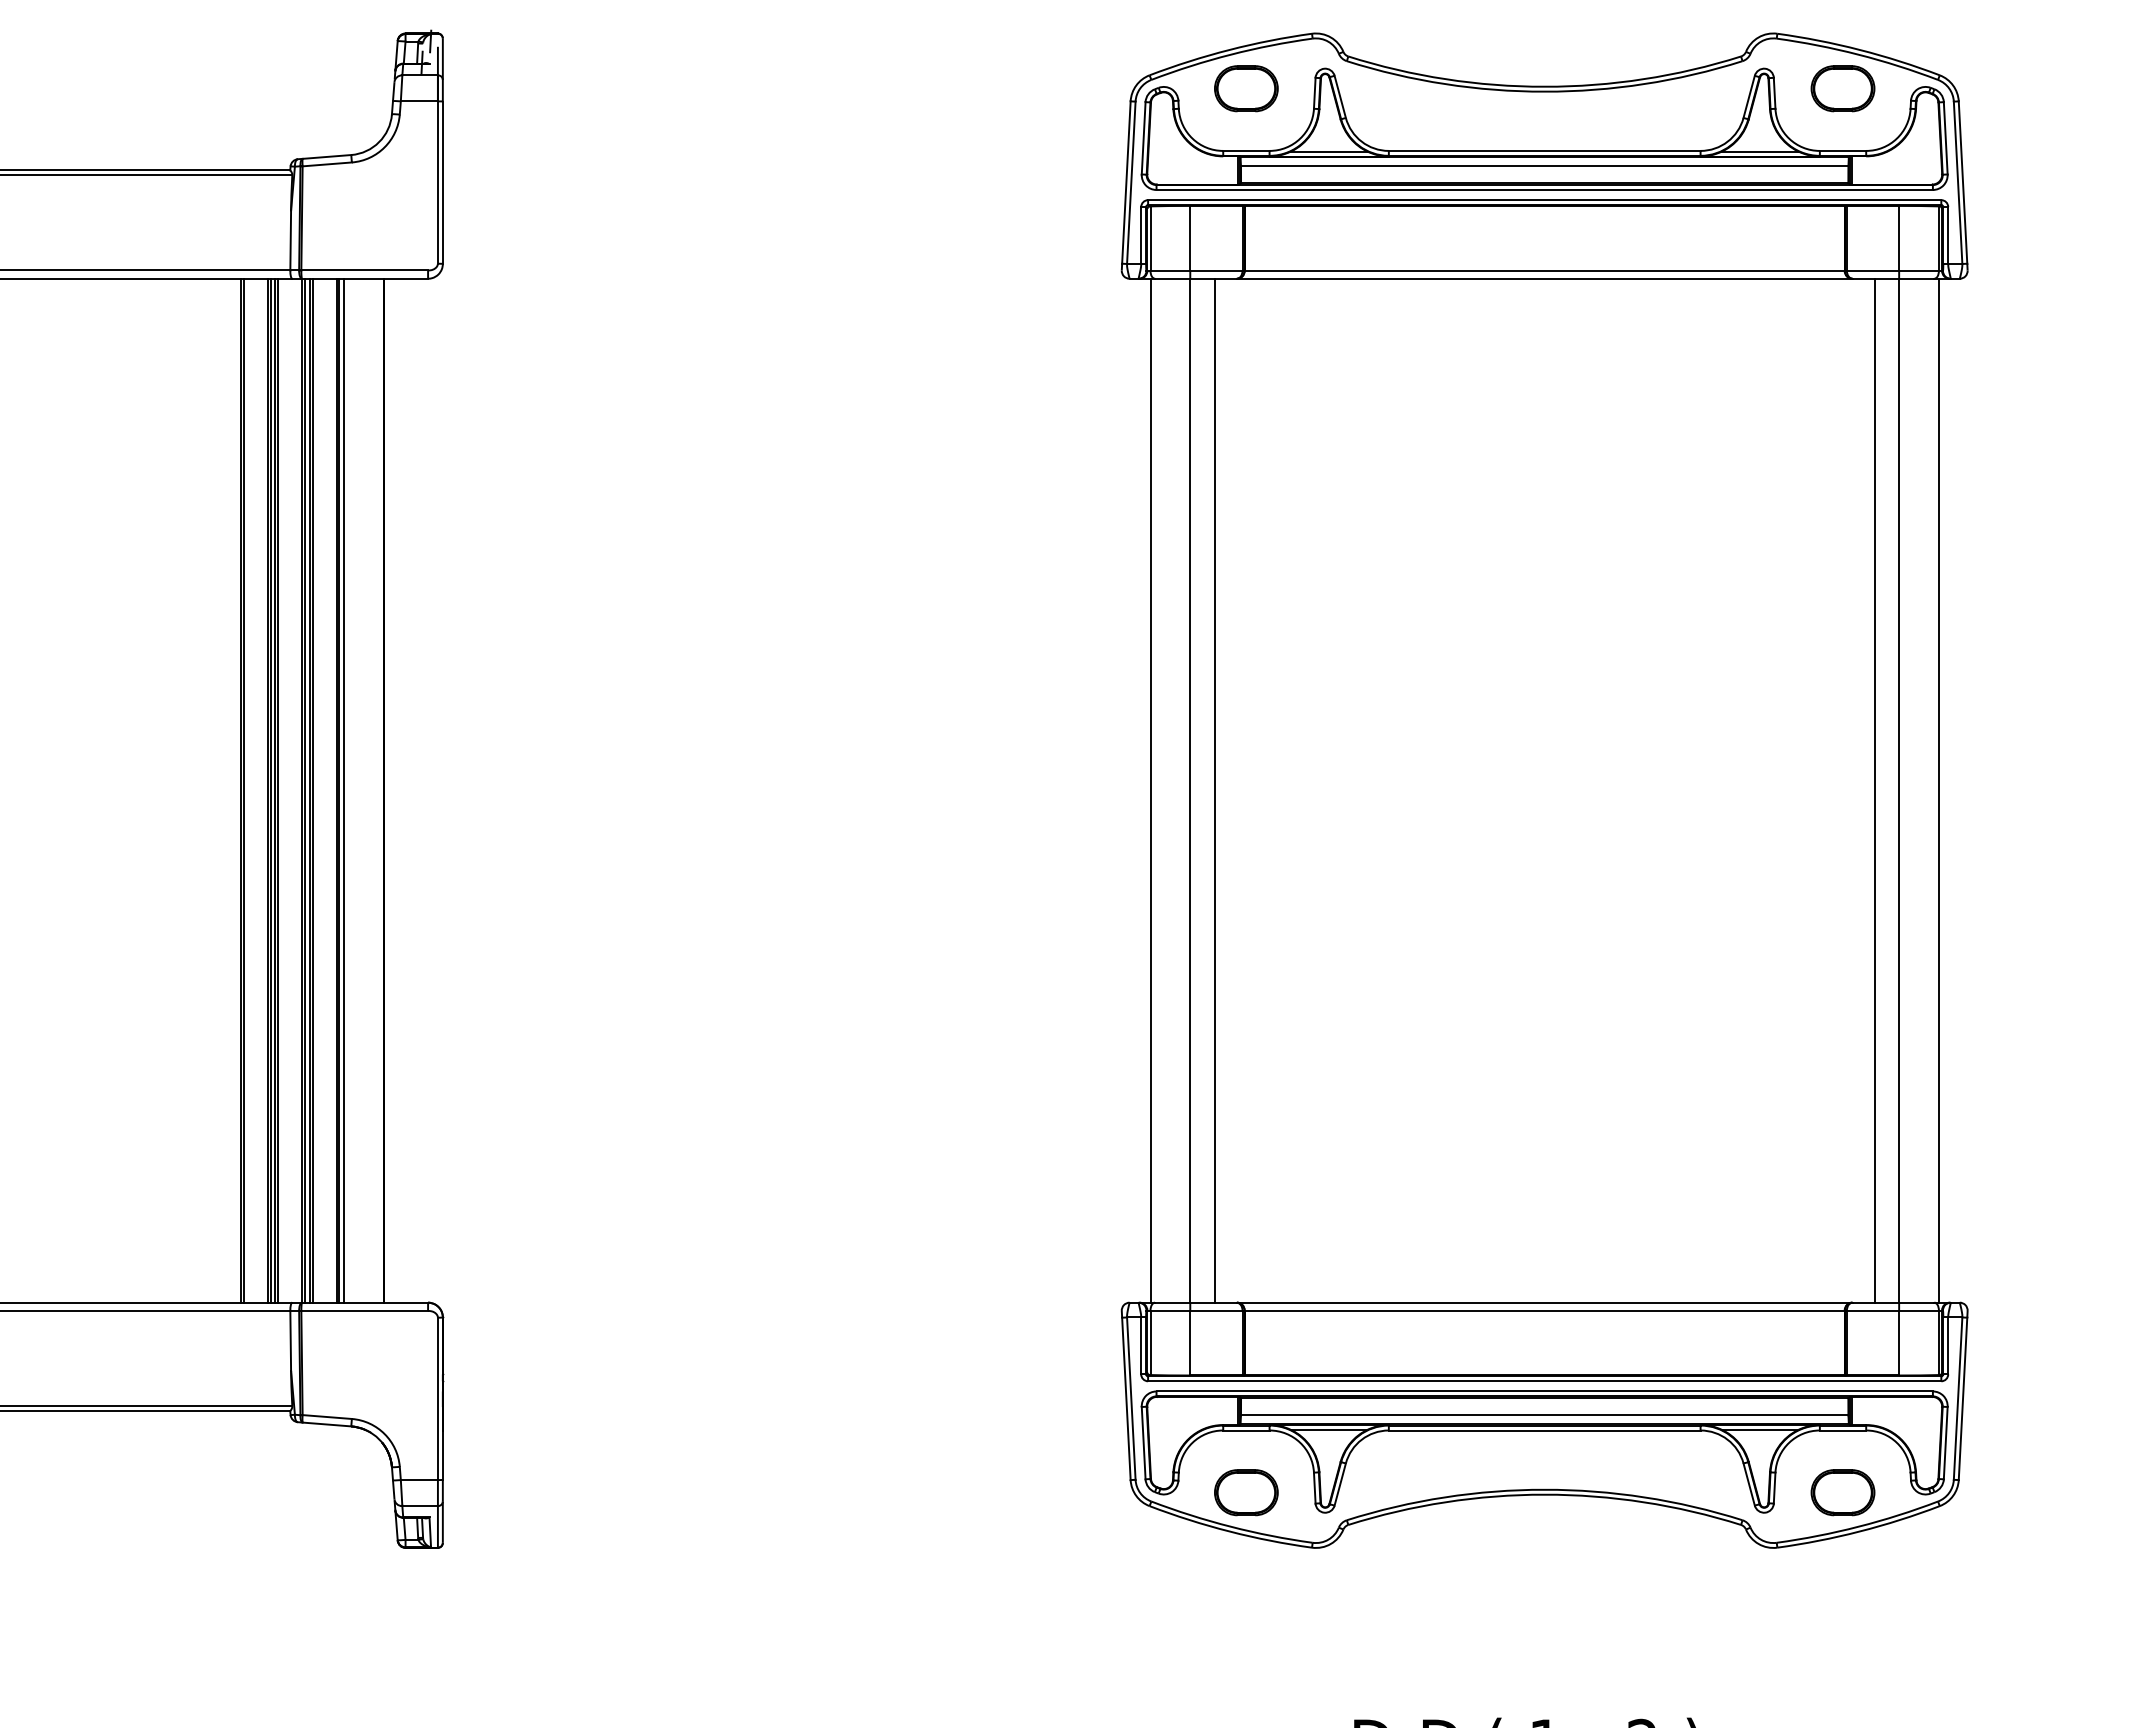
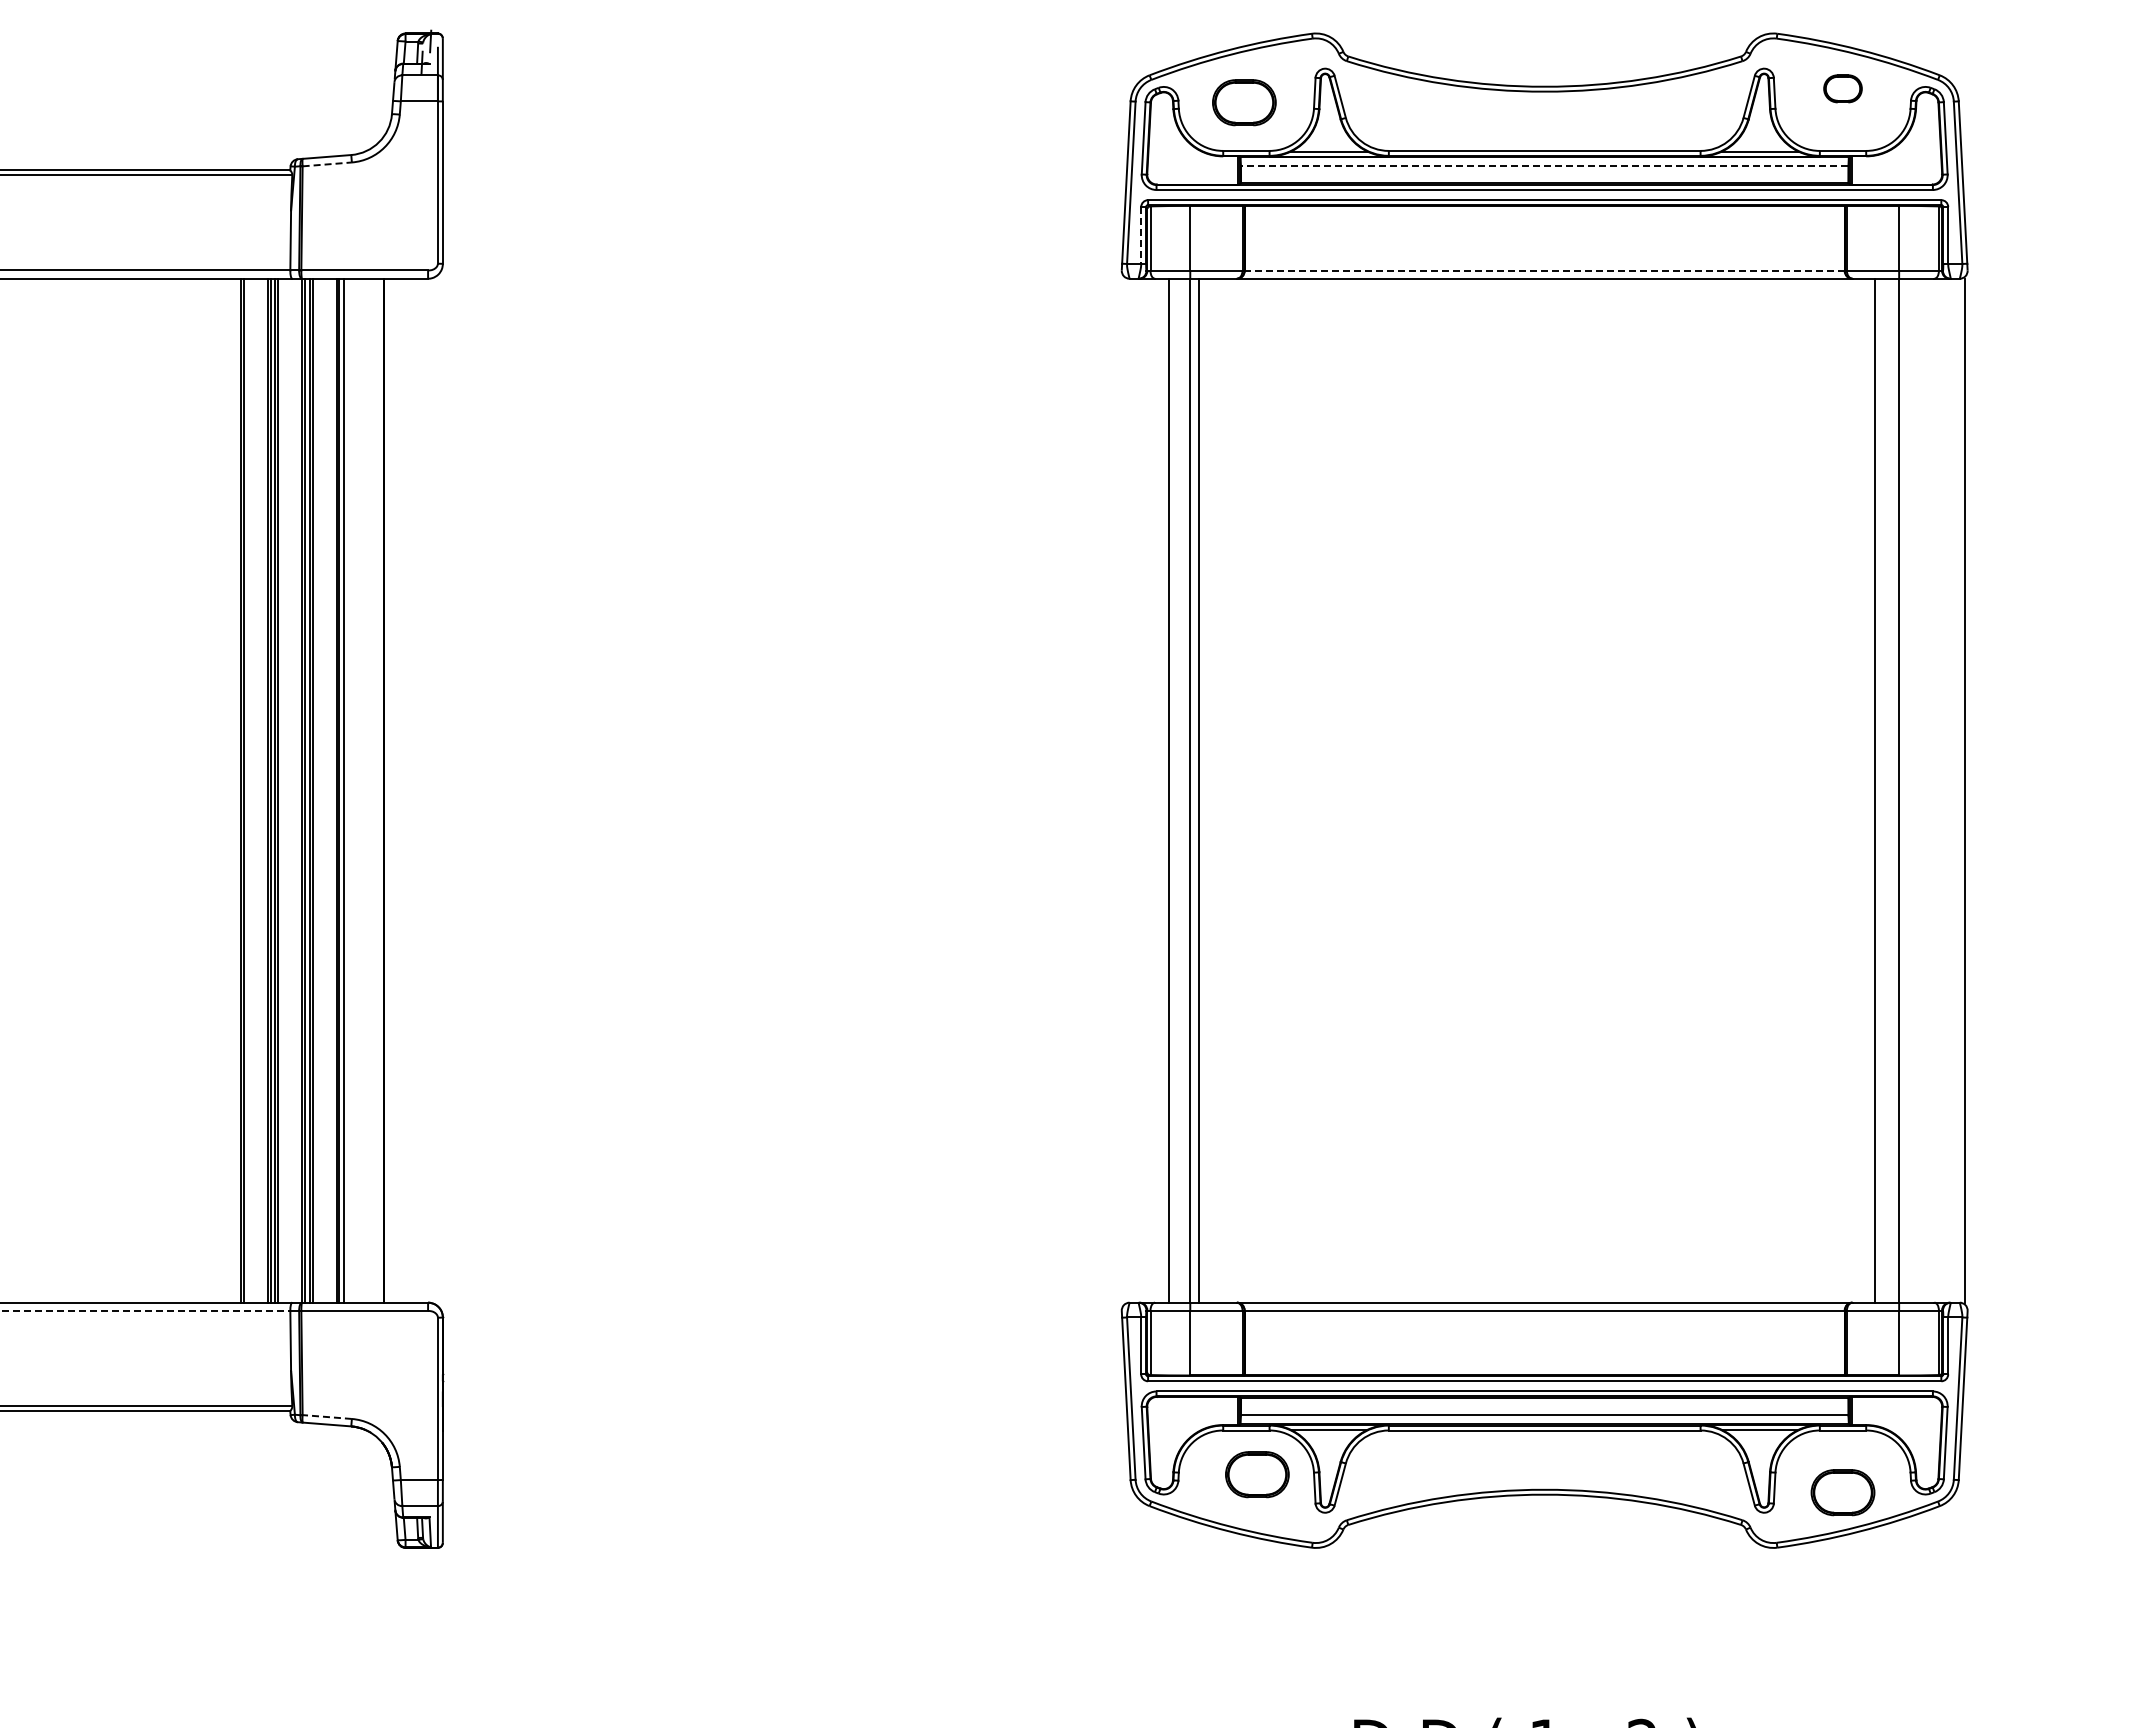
part position: (1246, 88) -> (1244, 102) (1244, 102)
part size: 66x48 px -> 40x30 px (1842, 88)
line: solid -> dashed (327, 164)
line: solid -> dashed (1544, 166)
line: solid -> dashed (1141, 236)
line: solid -> dashed (1544, 270)
line position: (1150, 790) -> (1168, 790) (1168, 790)
line position: (1214, 790) -> (1198, 790) (1198, 790)
line position: (1938, 790) -> (1964, 790) (1964, 790)
line: solid -> dashed (145, 1310)
line: solid -> dashed (327, 1417)
part position: (1246, 1492) -> (1257, 1474) (1257, 1474)
